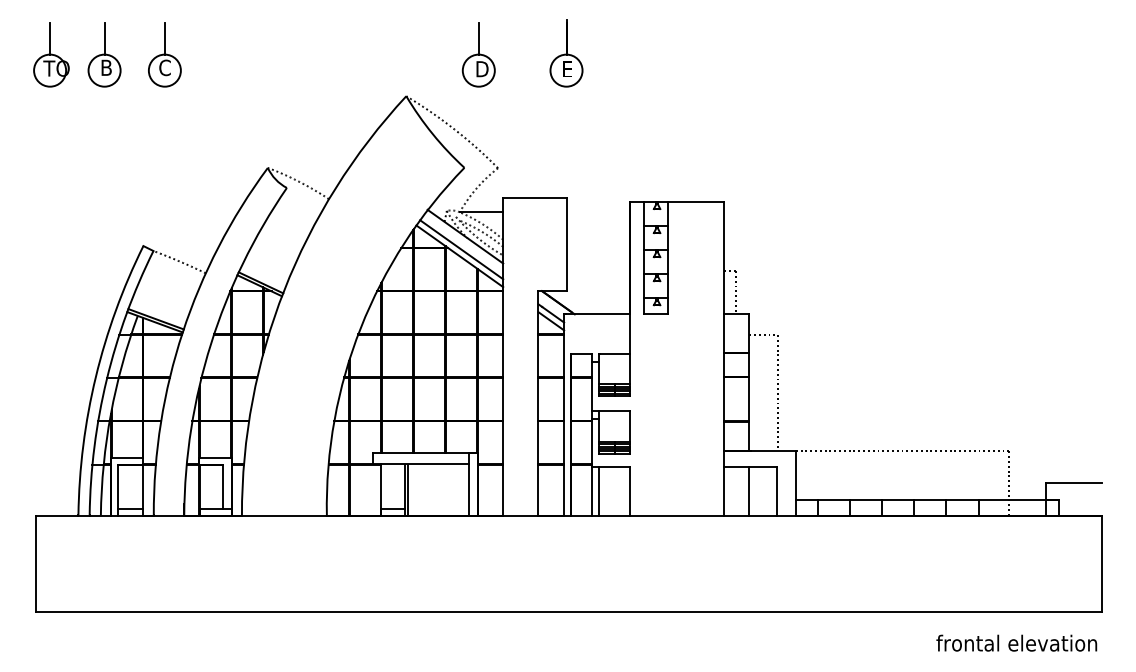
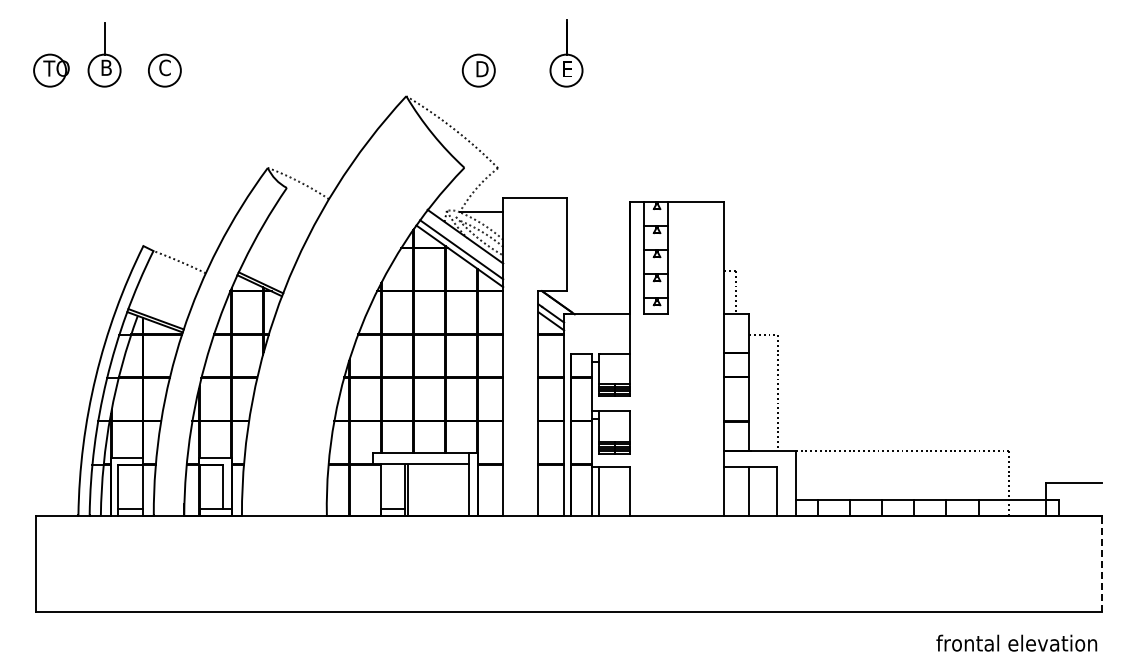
line: present -> none (50, 38)
line: present -> none (164, 38)
line: present -> none (478, 38)
line: solid -> dashed (1101, 563)
